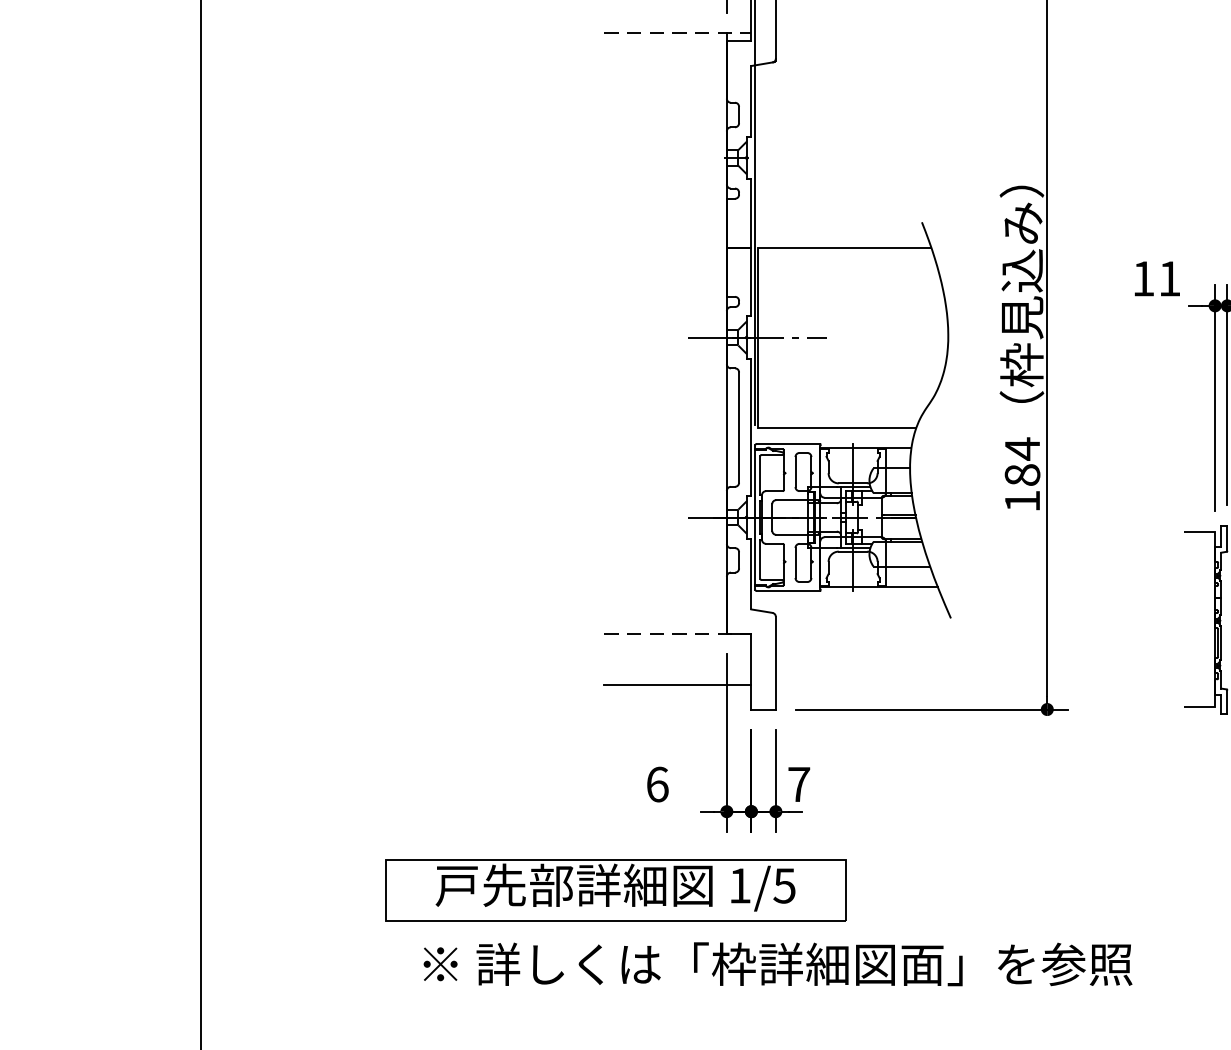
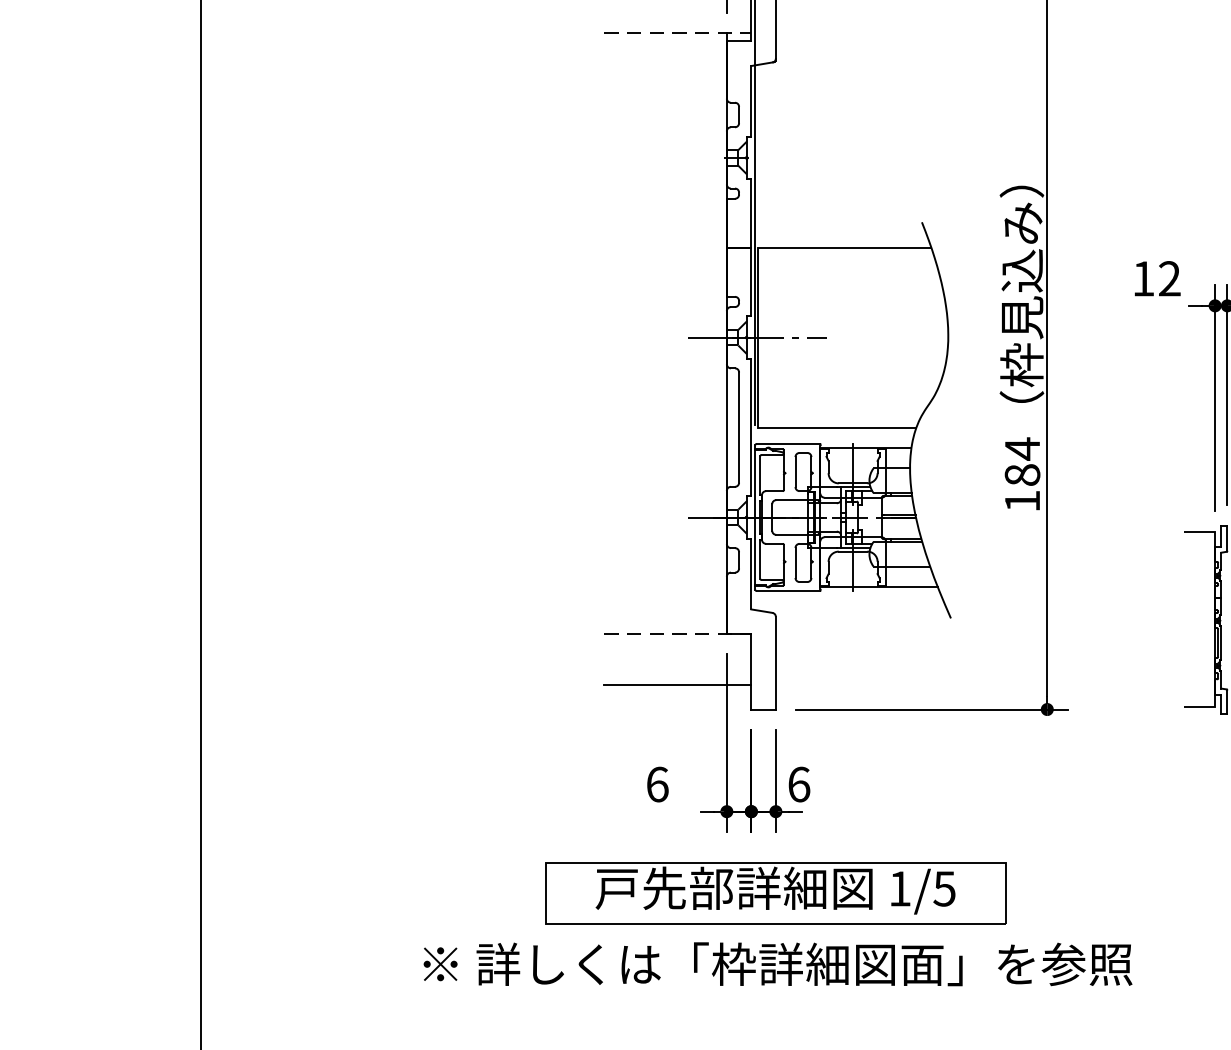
text: 11 -> 12 (1169, 278)
text: 7 -> 6 (799, 784)
part position: (615, 890) -> (775, 893) (775, 893)
